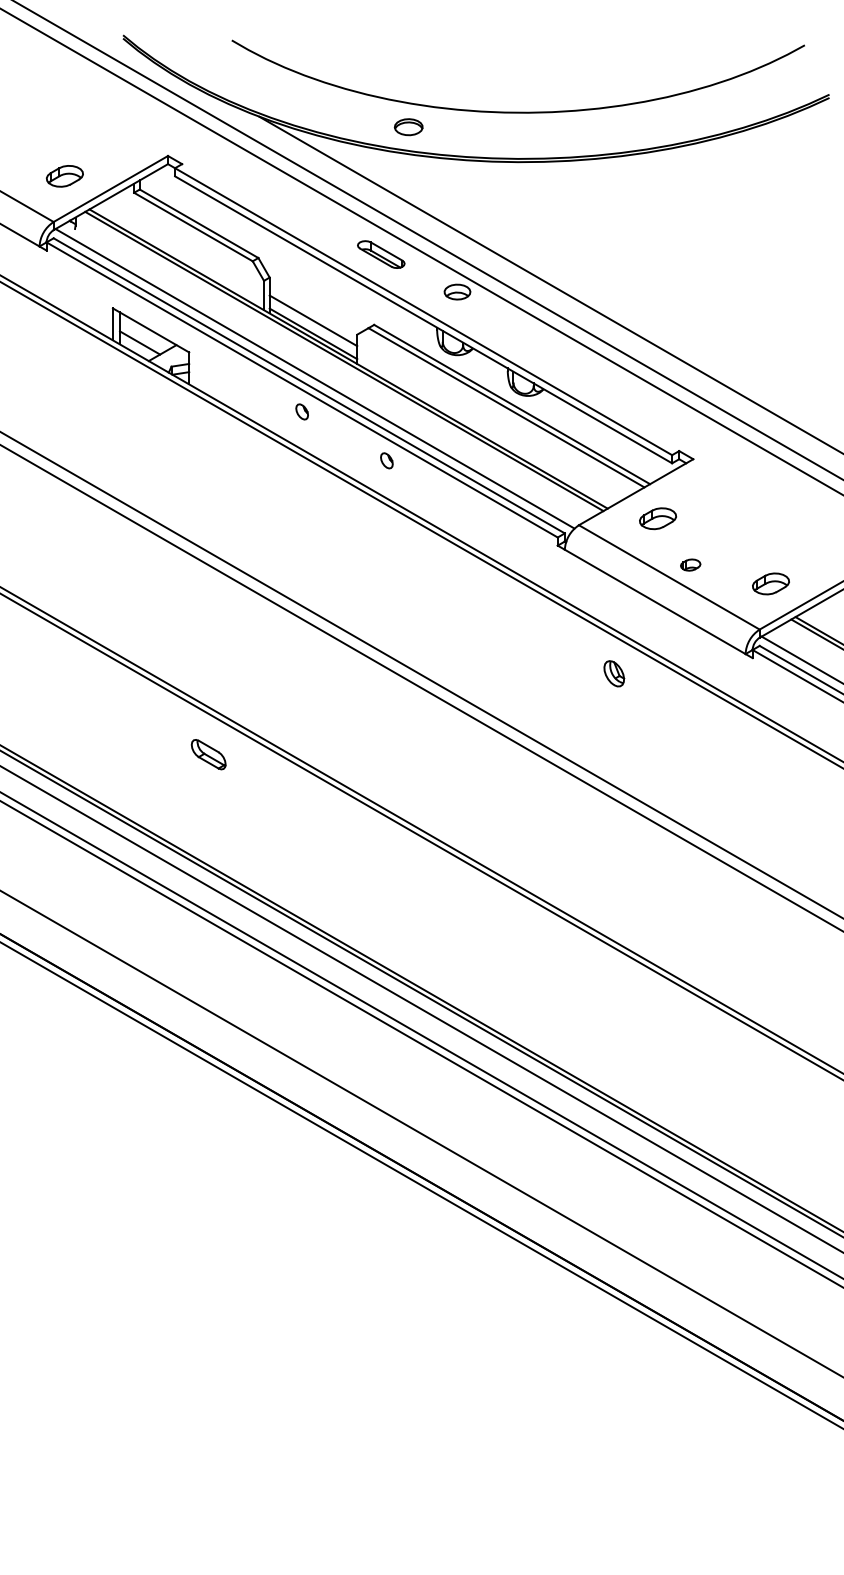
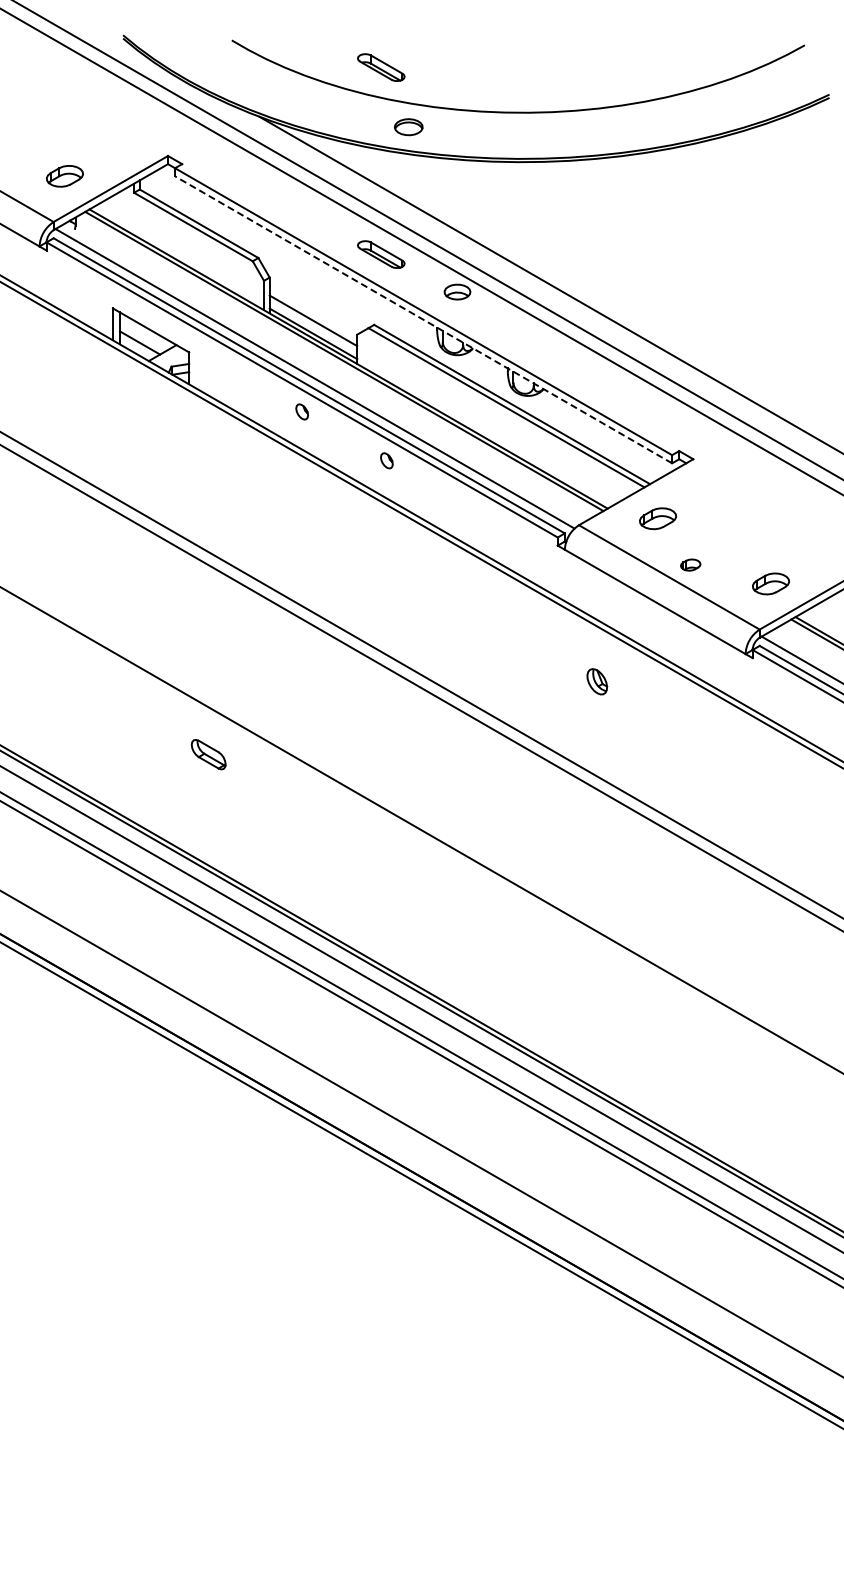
part: none -> present (381, 67)
line: solid -> dashed (423, 319)
part position: (614, 673) -> (597, 681) (597, 681)
line: present -> none (421, 836)
